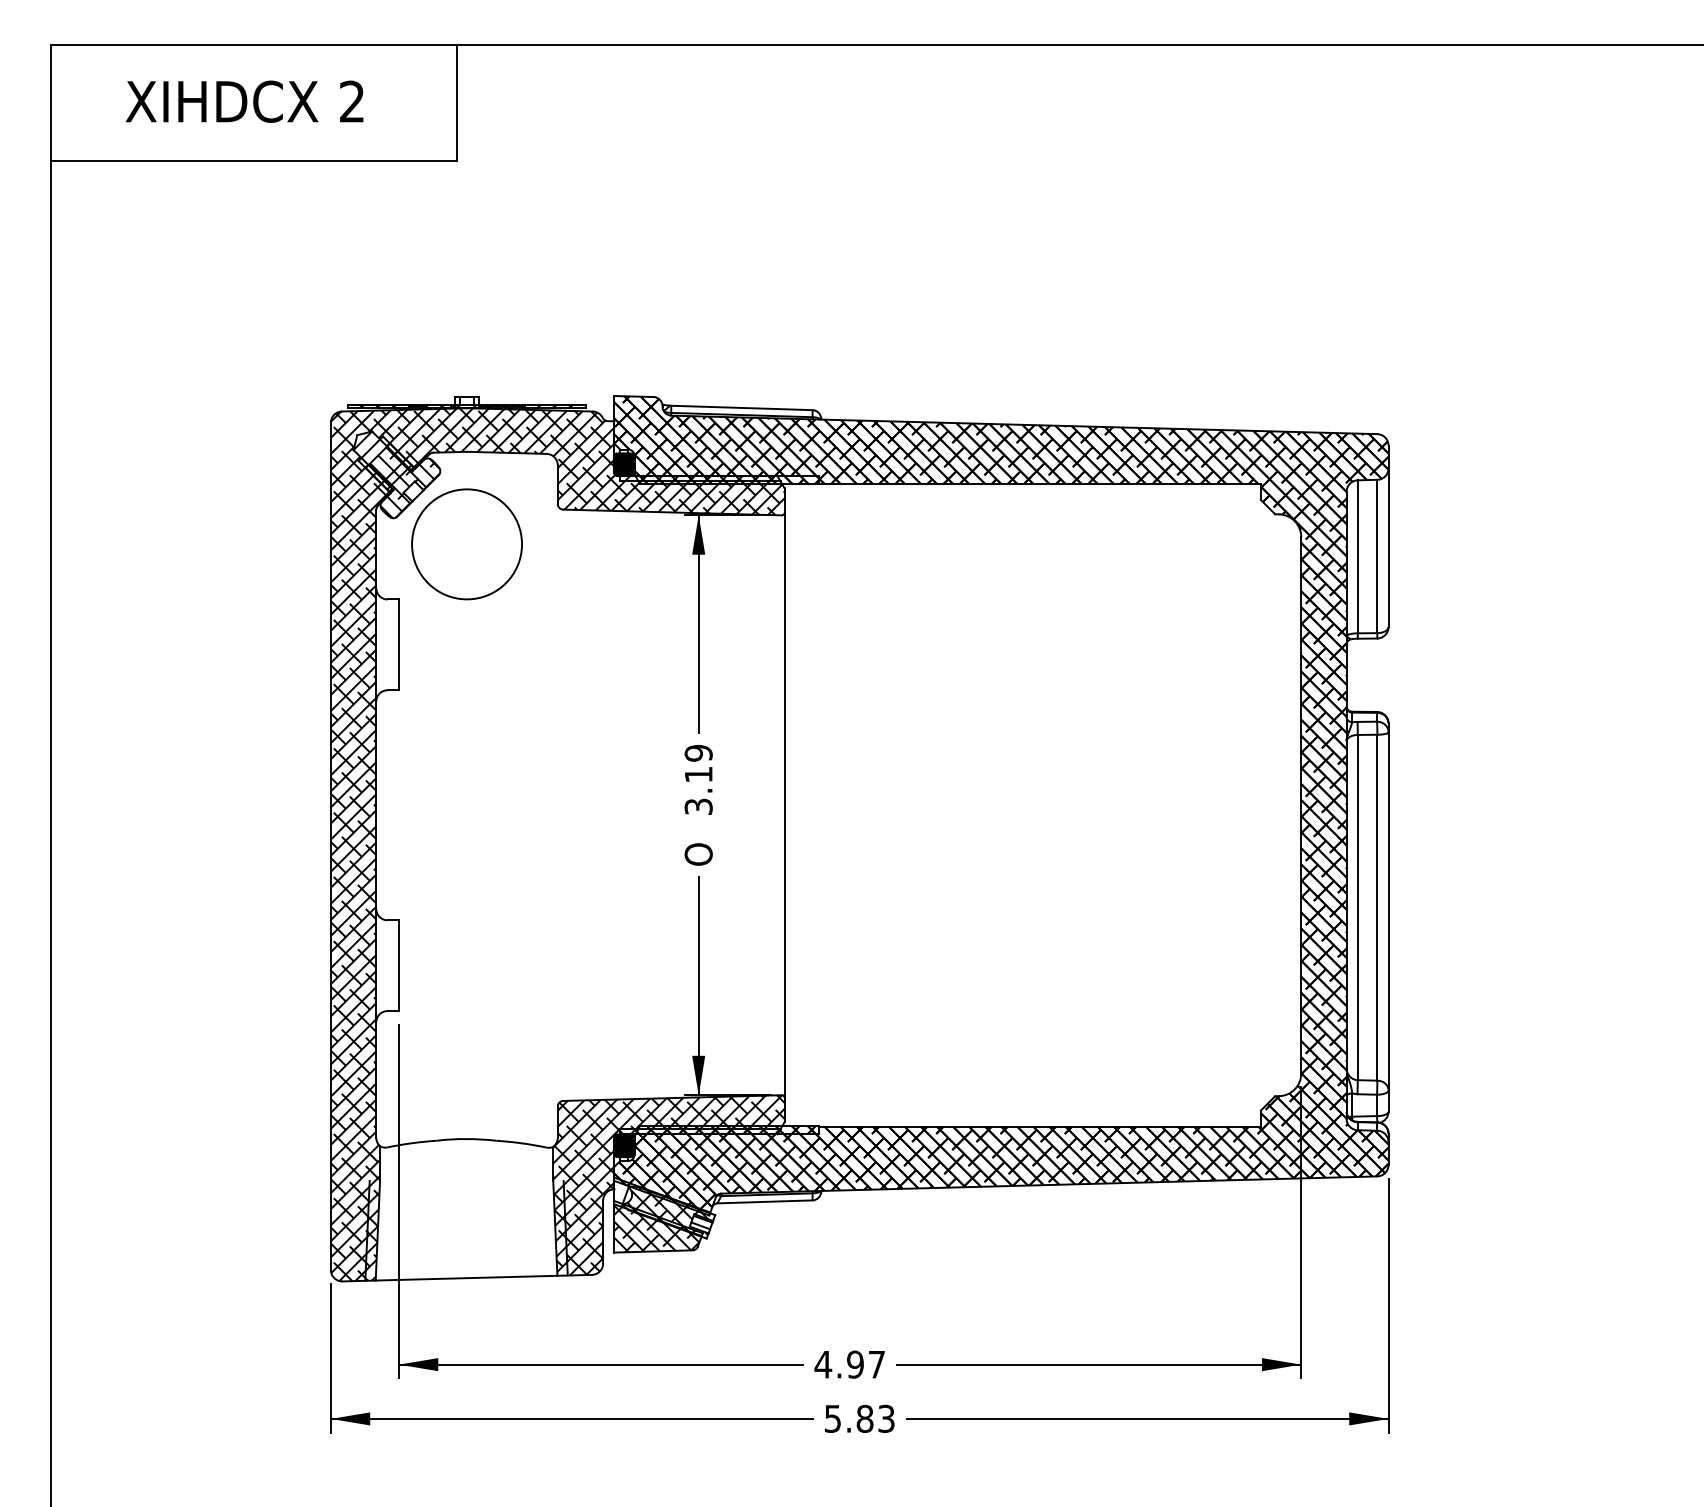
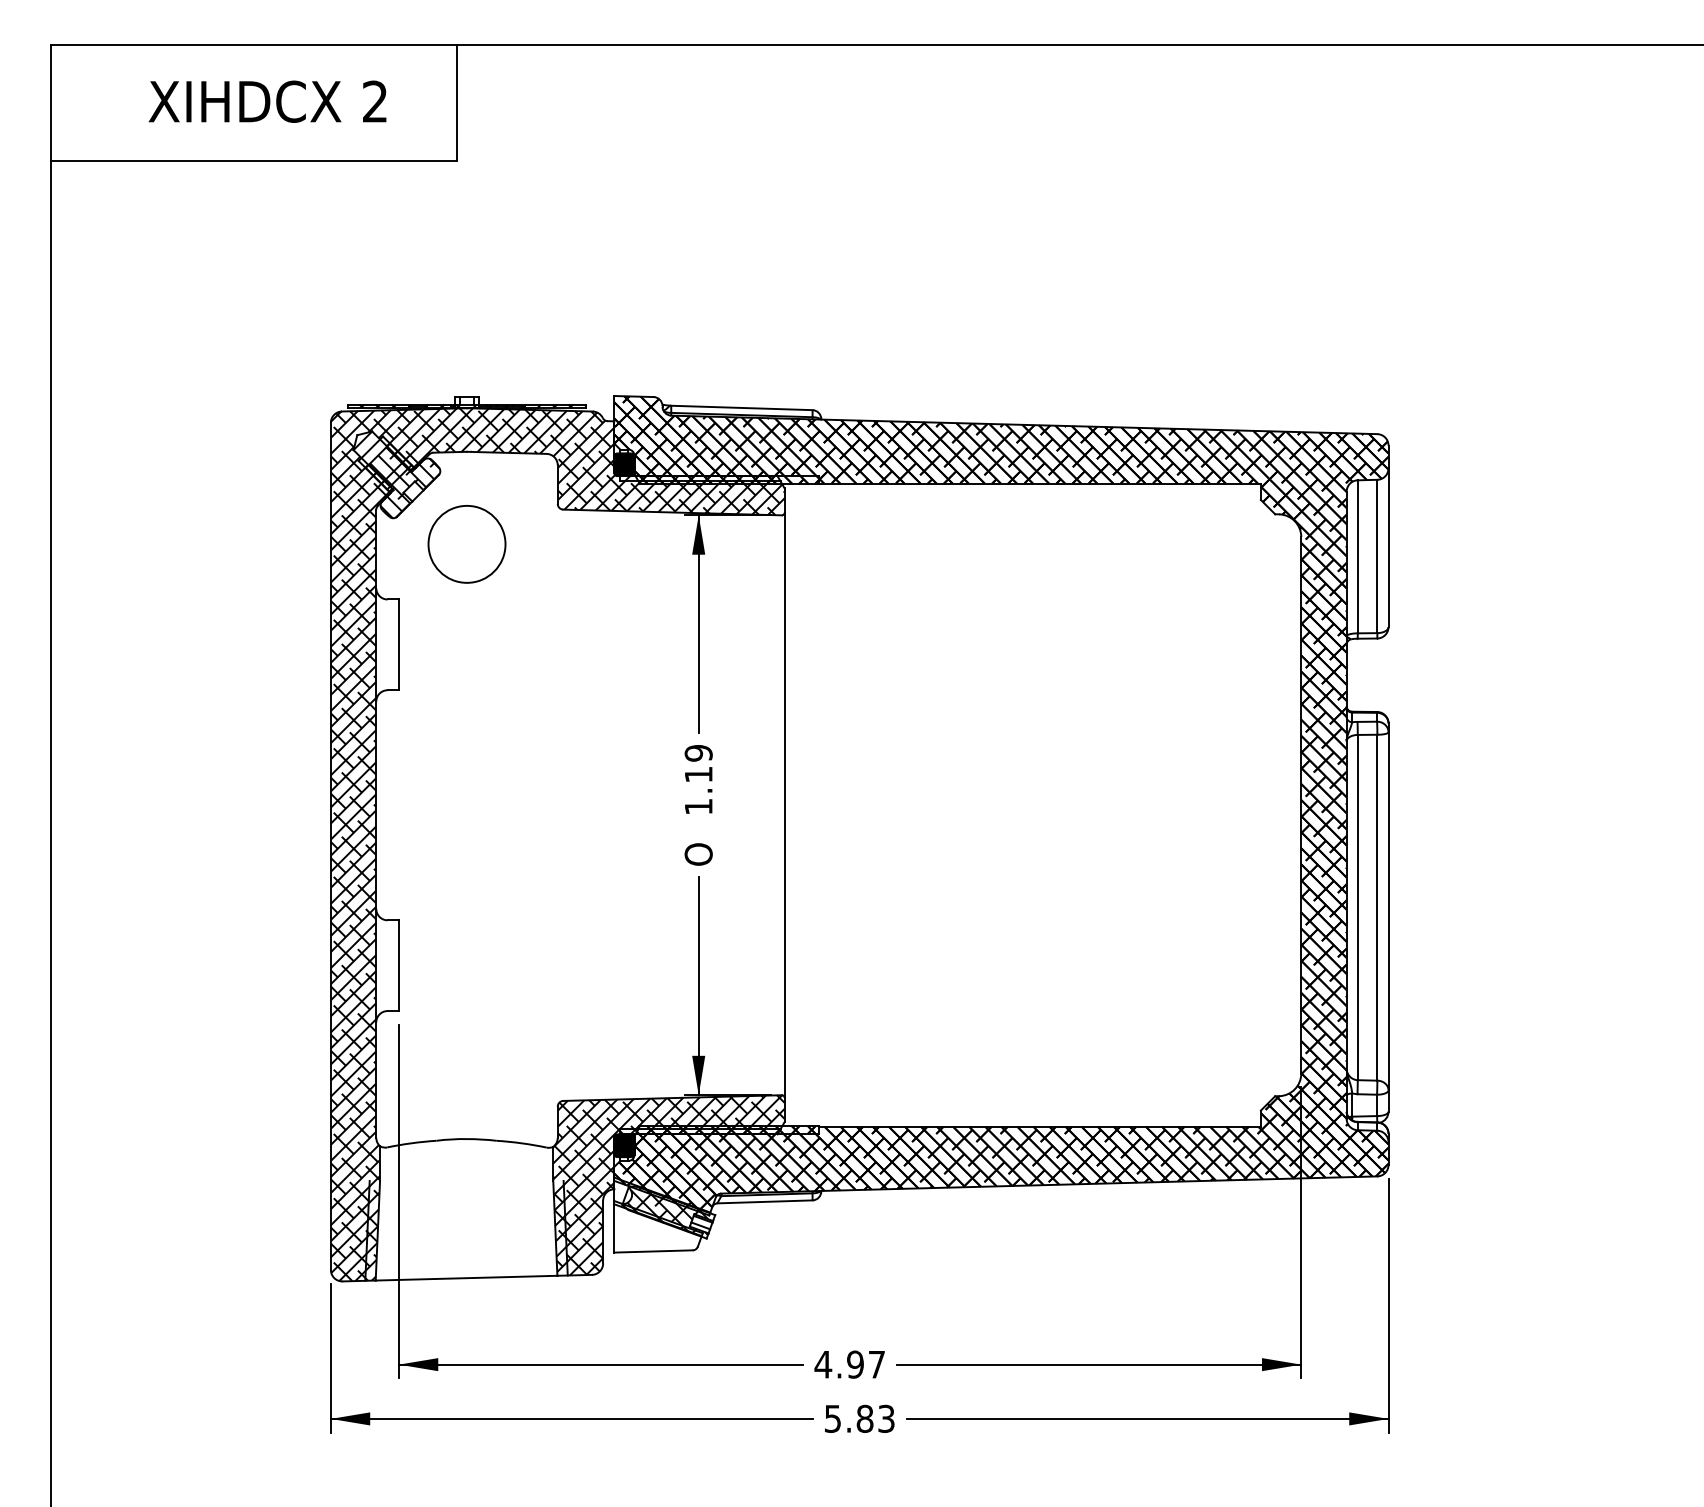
text position: (244, 101) -> (267, 101) (267, 101)
circle diameter: 110 px -> 77 px (466, 543)
text: 3.19 -> 1.19 (698, 806)
hatch: present -> none (656, 1228)
